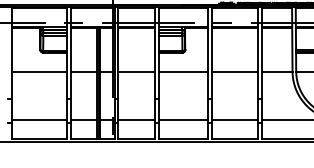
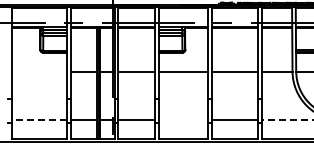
line: present -> none (38, 71)
line: solid -> dashed (39, 120)
line: present -> none (183, 120)
line: solid -> dashed (287, 120)
